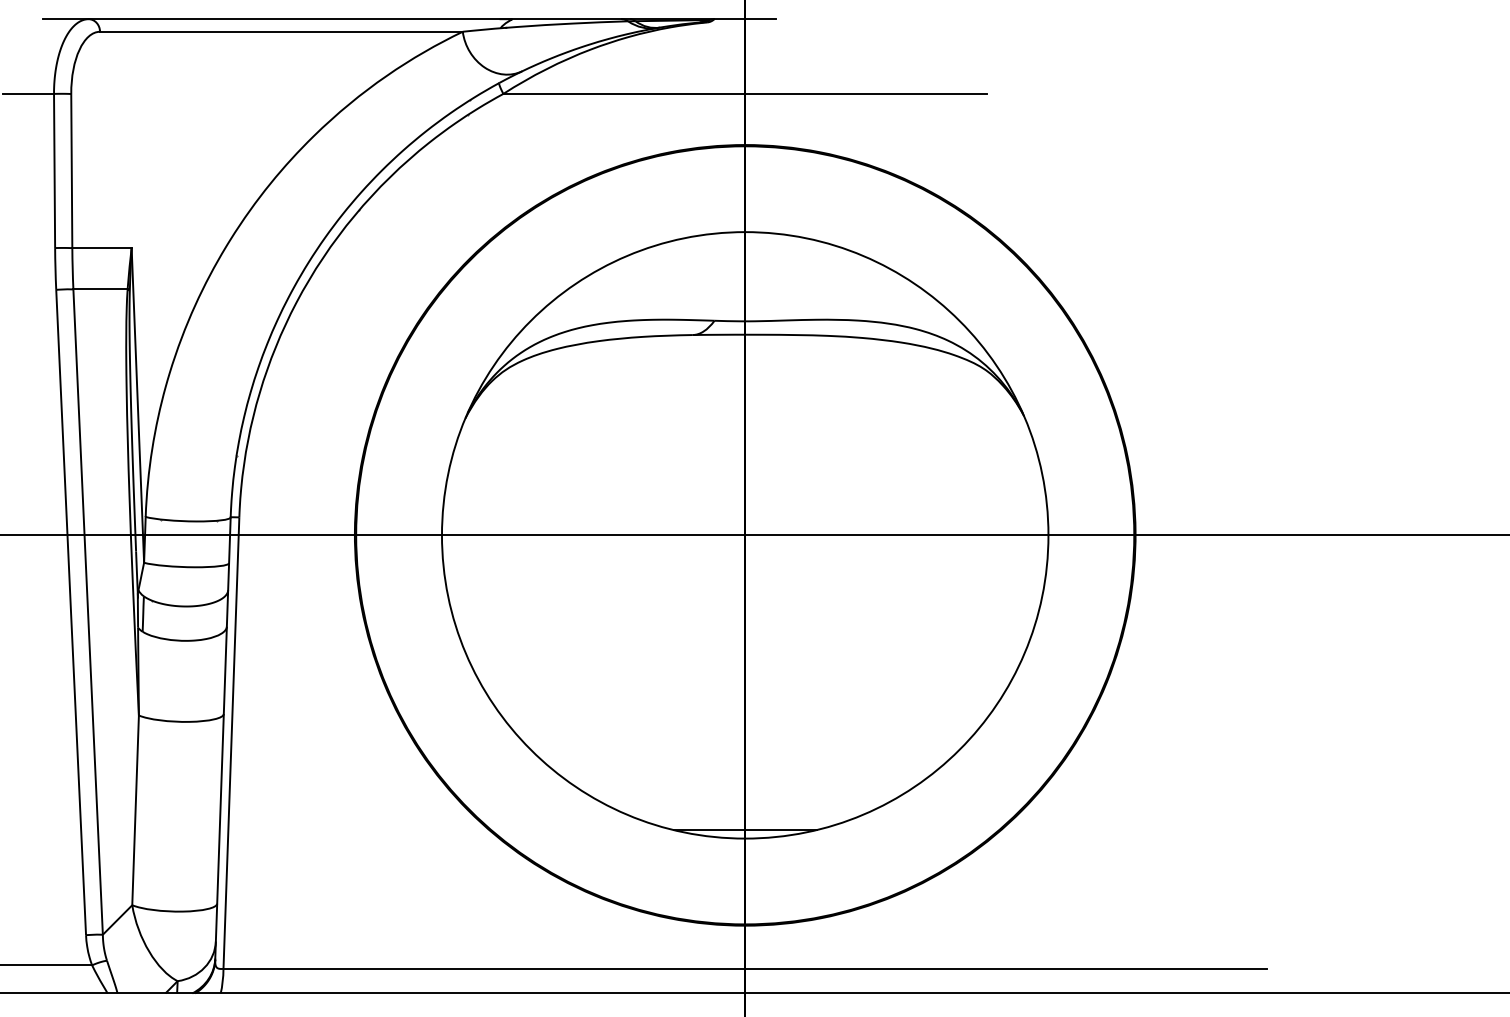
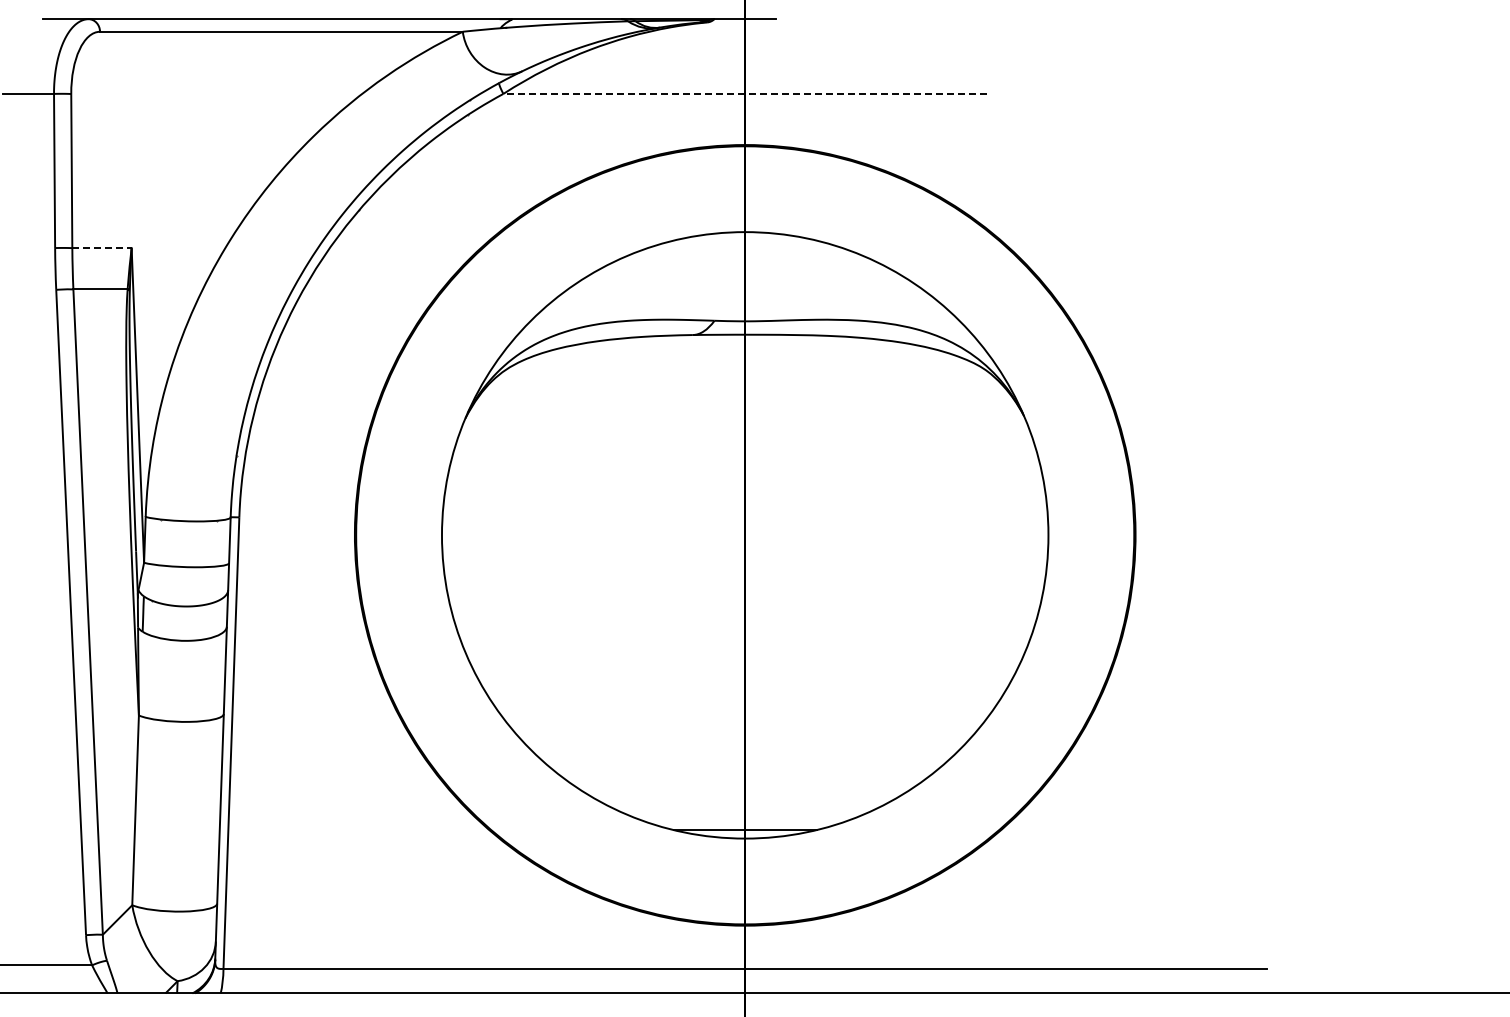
line: solid -> dashed (745, 93)
line: solid -> dashed (102, 248)
line: present -> none (754, 535)
